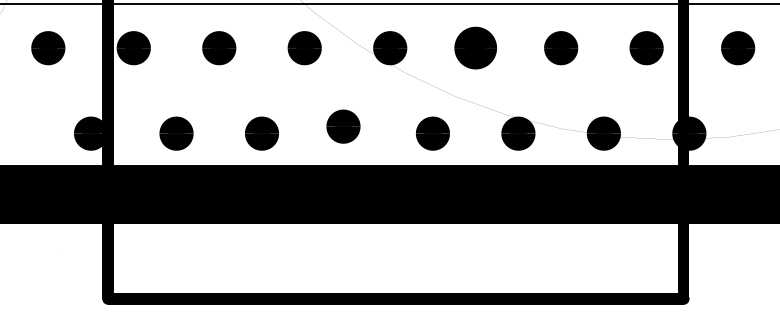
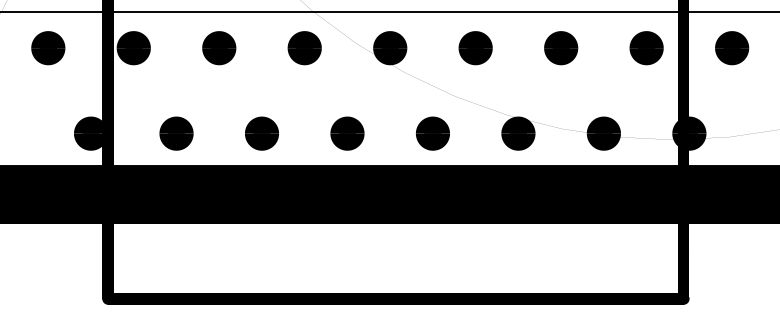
line position: (389, 4) -> (389, 12) (389, 12)
part size: 43x44 px -> 35x35 px (475, 48)
part position: (738, 48) -> (732, 48) (732, 48)
part position: (343, 126) -> (347, 133) (347, 133)
